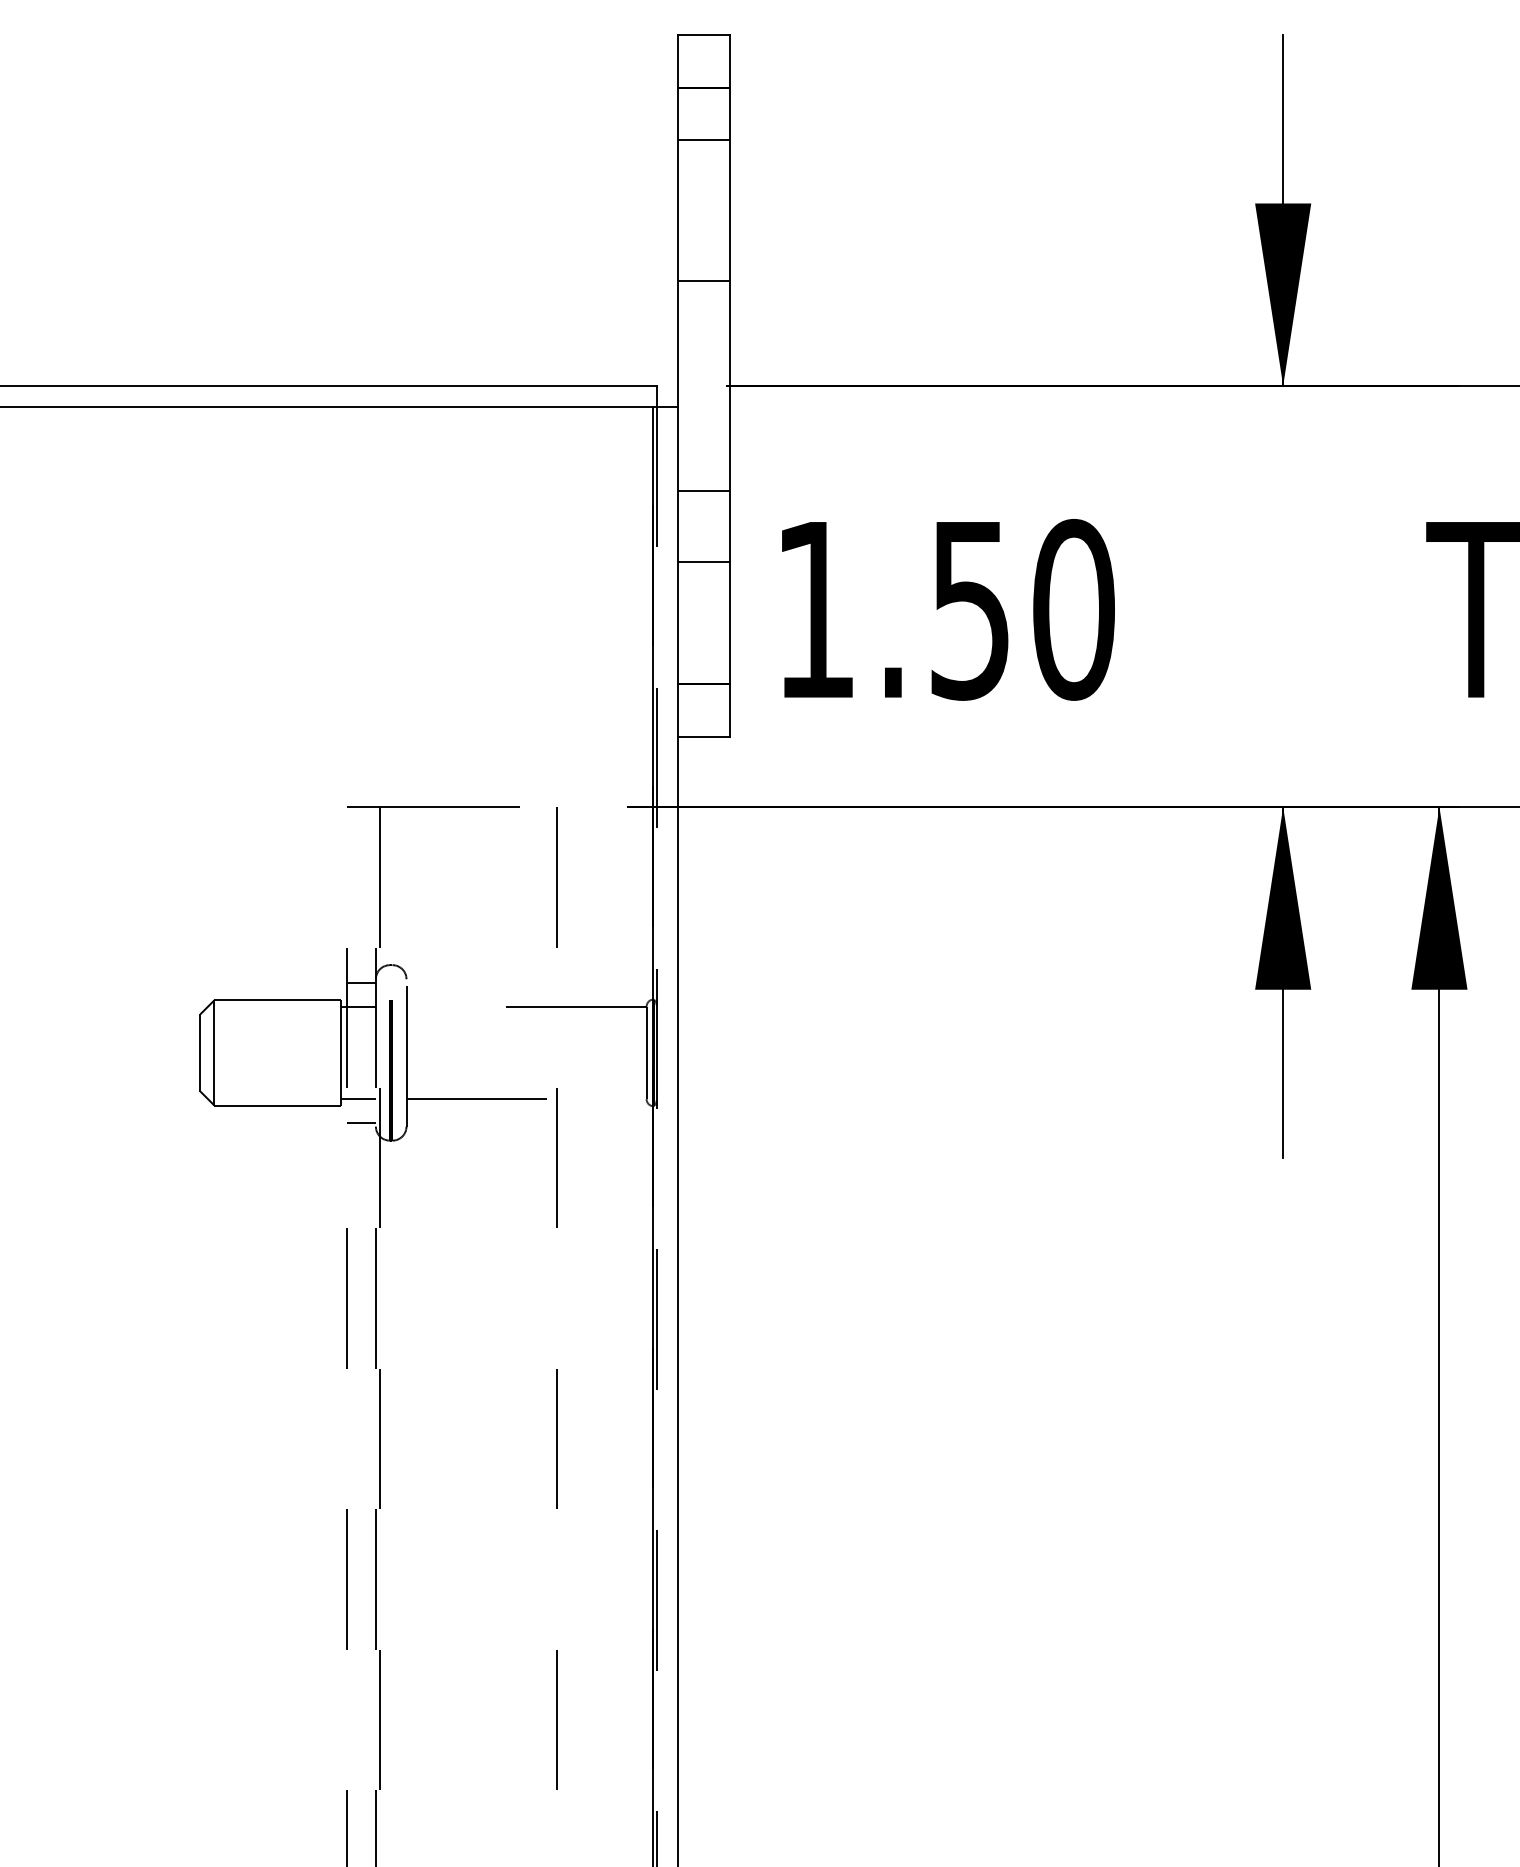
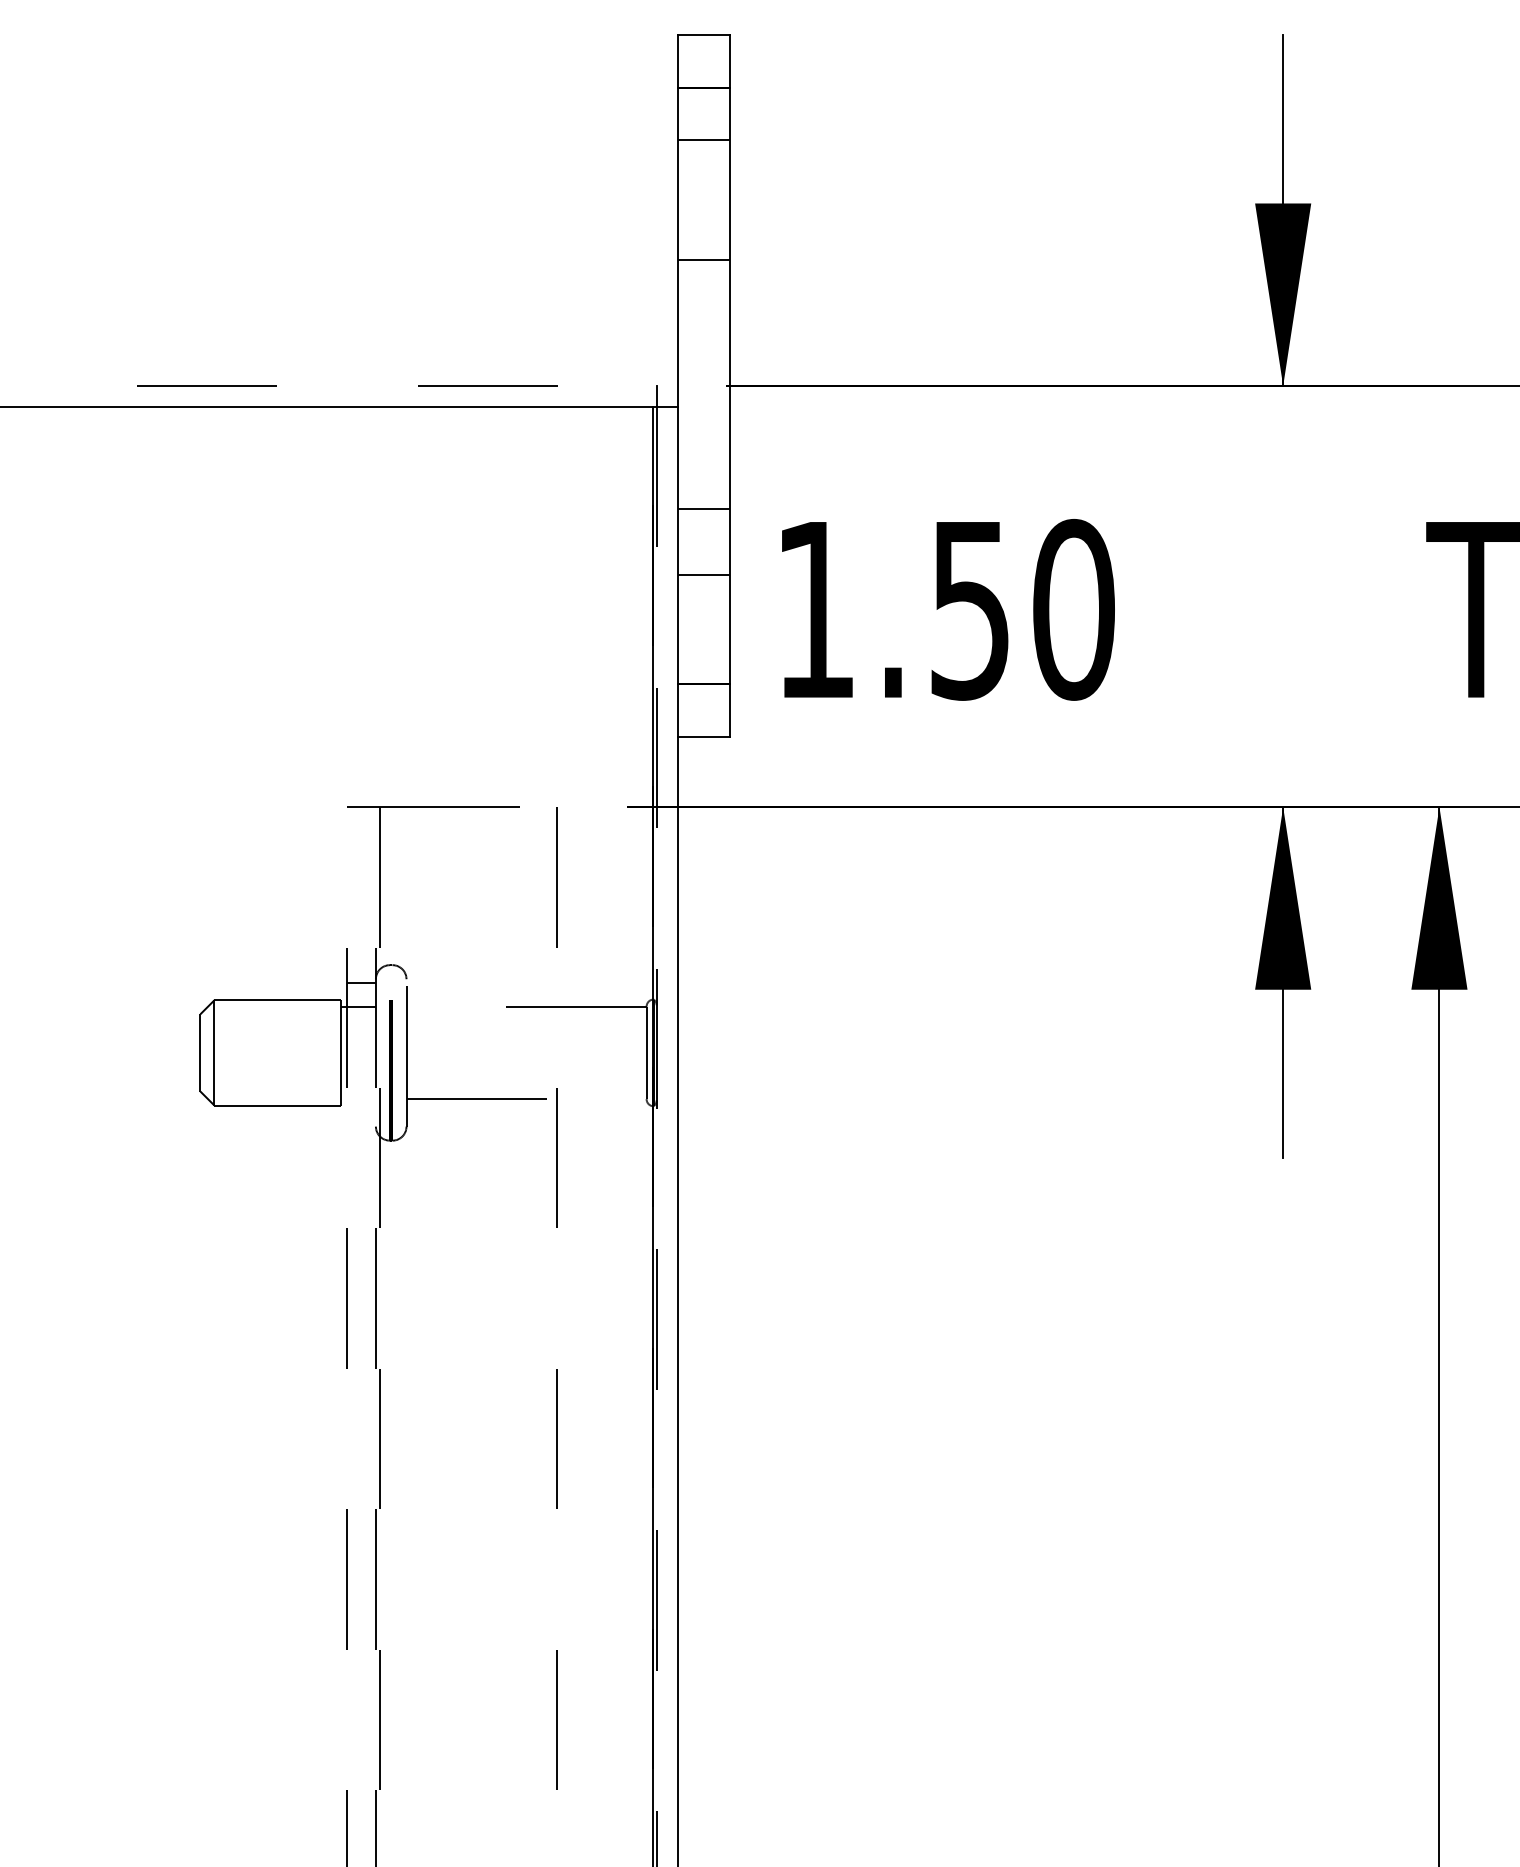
line position: (703, 280) -> (703, 259) (703, 259)
line: solid -> dashed (328, 386)
line position: (703, 491) -> (703, 509) (703, 509)
line position: (703, 561) -> (703, 574) (703, 574)
line: present -> none (357, 1099)
line: present -> none (360, 1123)
